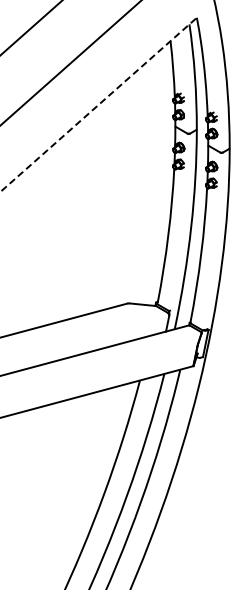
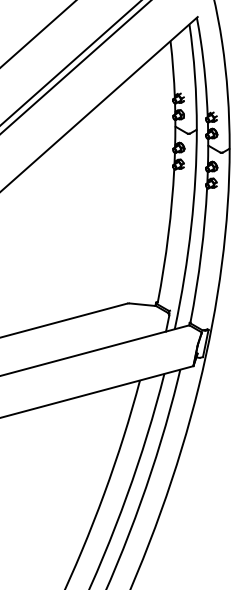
line position: (31, 27) -> (38, 34) (38, 34)
line: none -> present (75, 67)
line: dashed -> solid (99, 104)
